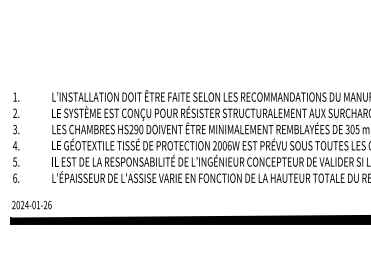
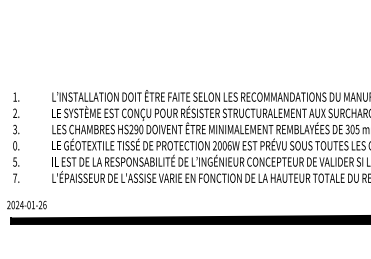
text: 4. -> 0. (14, 145)
text: 6. -> 7. (15, 177)
text position: (31, 204) -> (26, 204) (26, 204)
